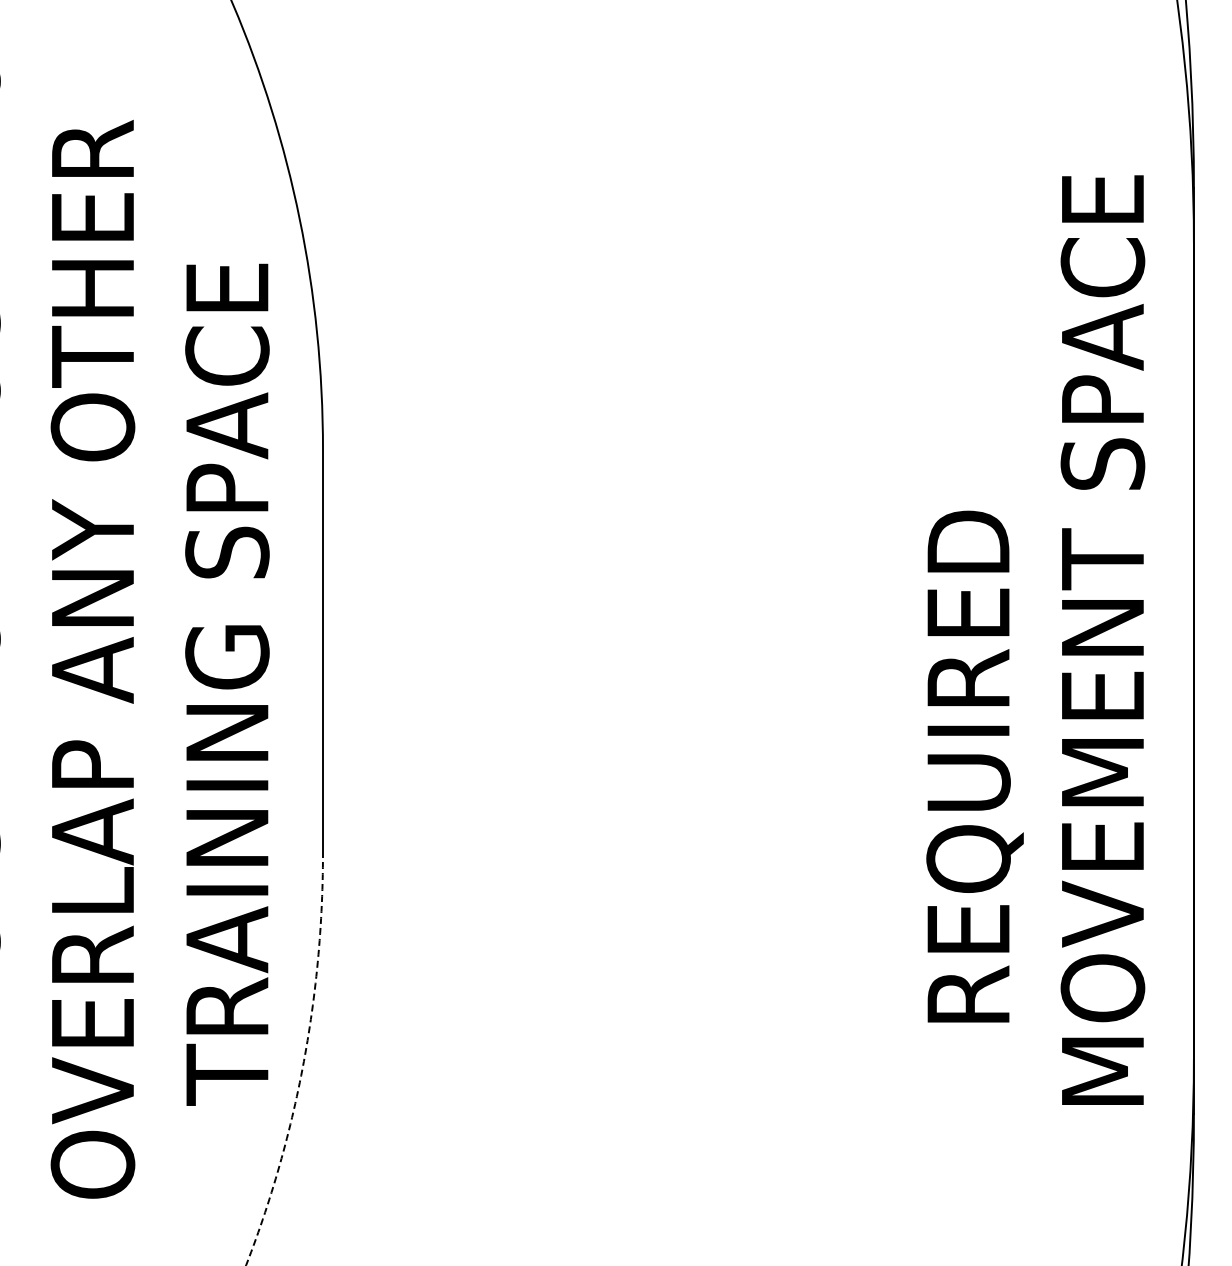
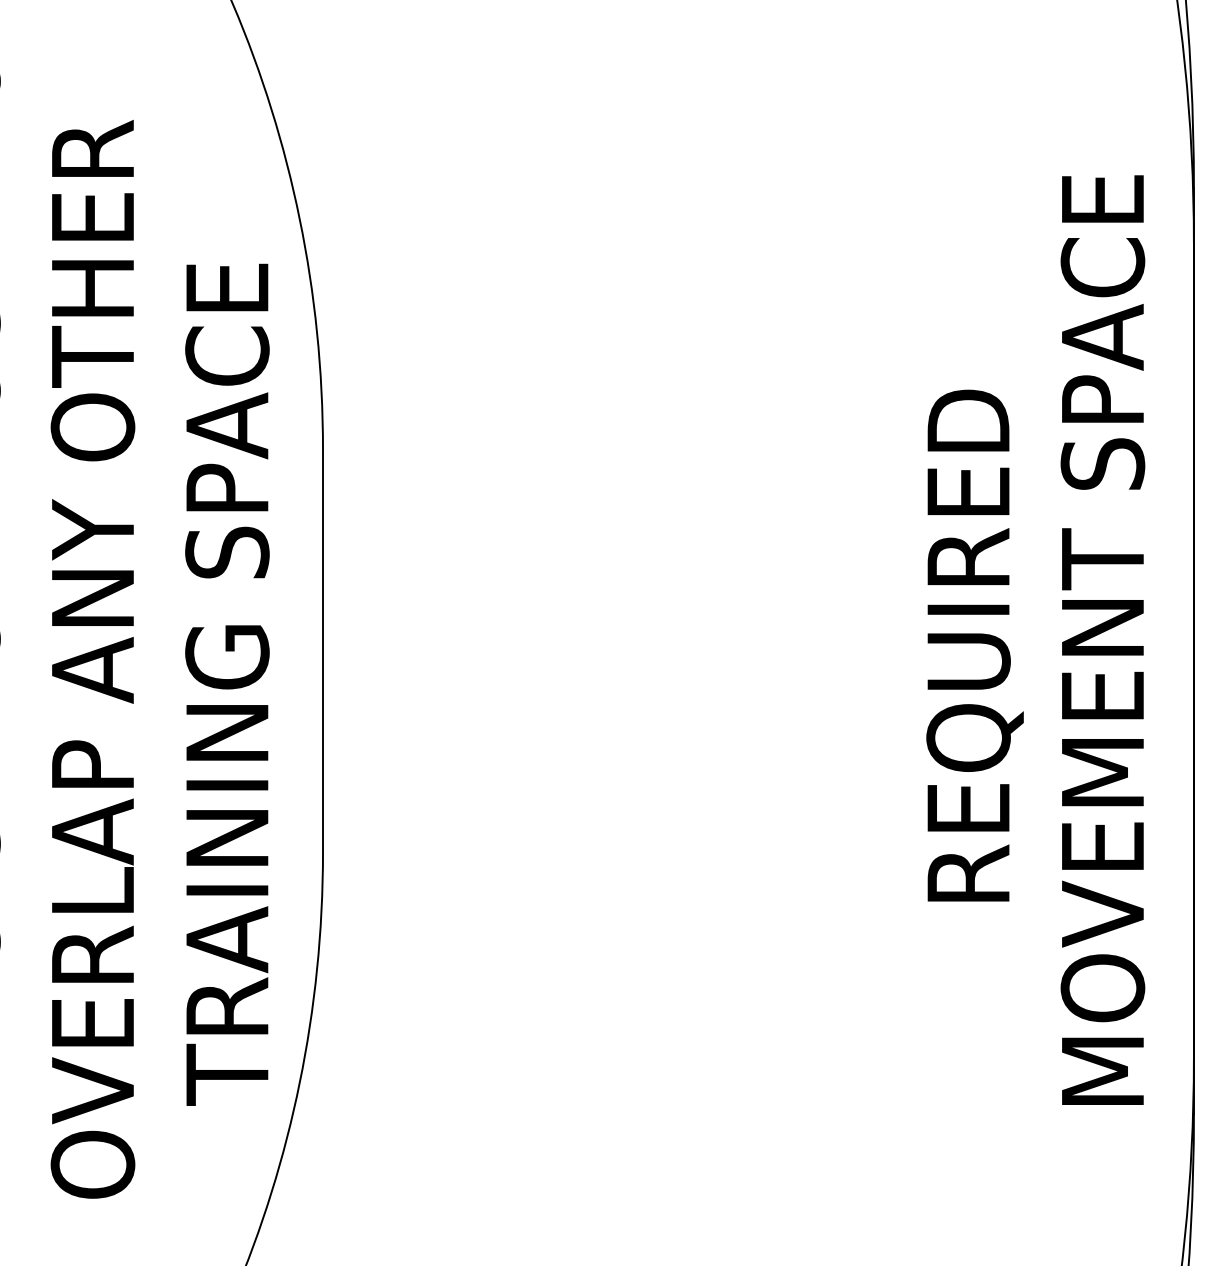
text position: (974, 766) -> (974, 645) (974, 645)
arc: dashed -> solid (303, 1063)
